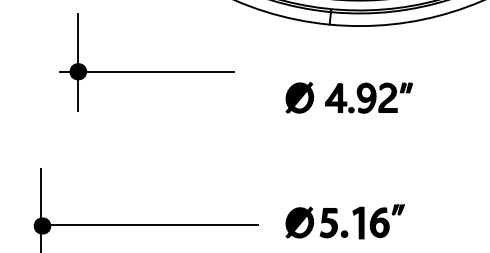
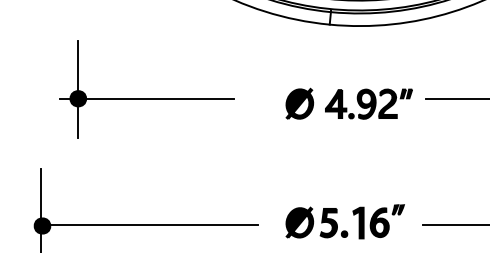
part position: (146, 71) -> (146, 98) (146, 98)
part position: (348, 97) -> (348, 103) (348, 103)
line: none -> present (455, 98)
line: none -> present (454, 224)
